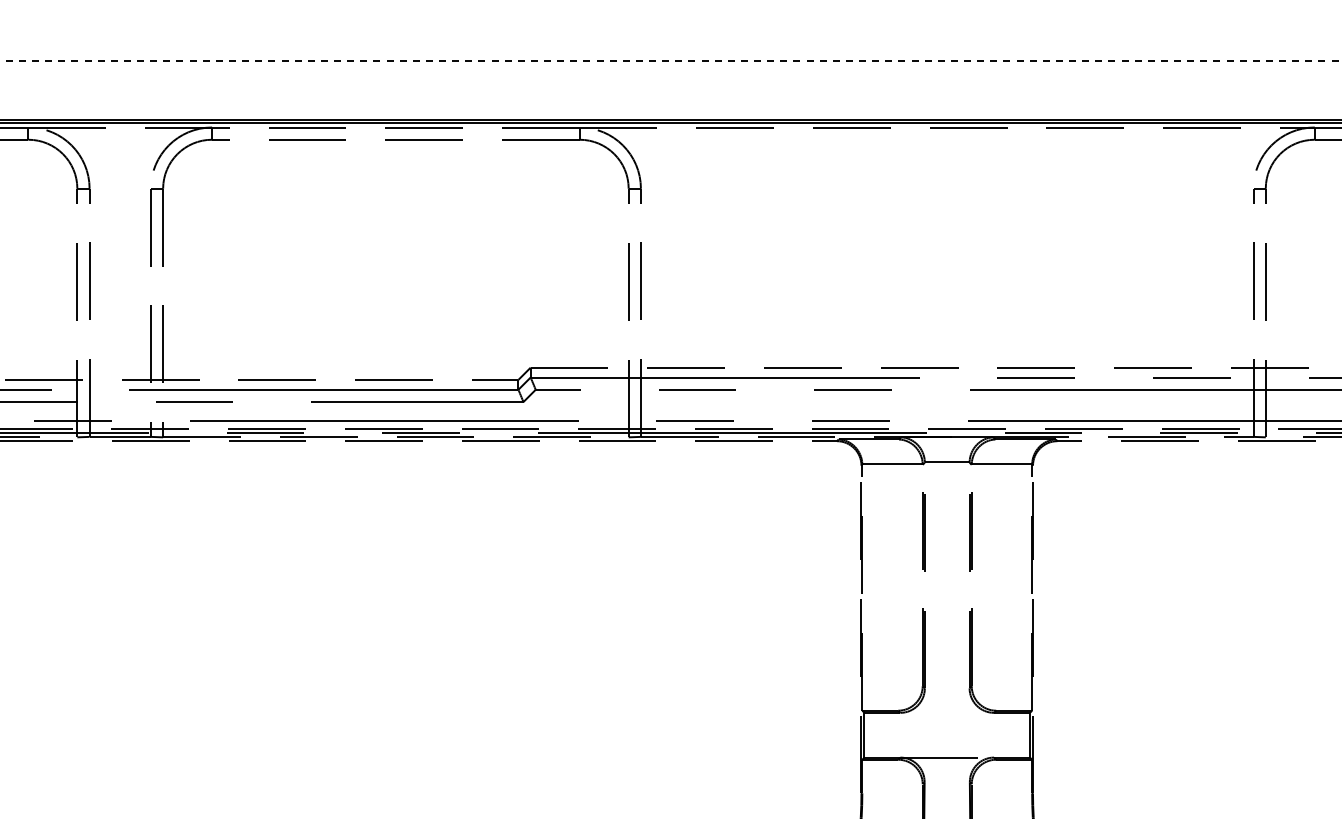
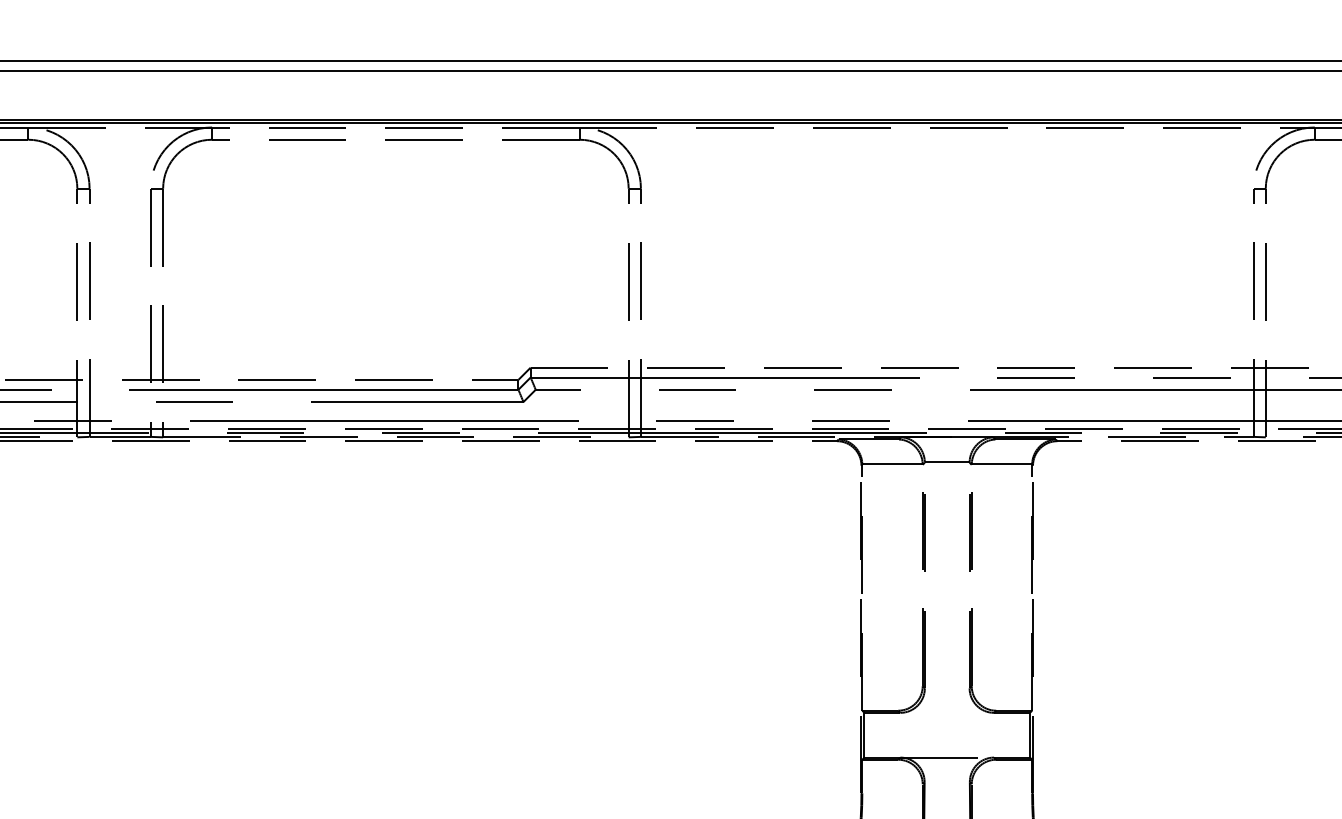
line: dashed -> solid (671, 61)
line: none -> present (670, 71)
